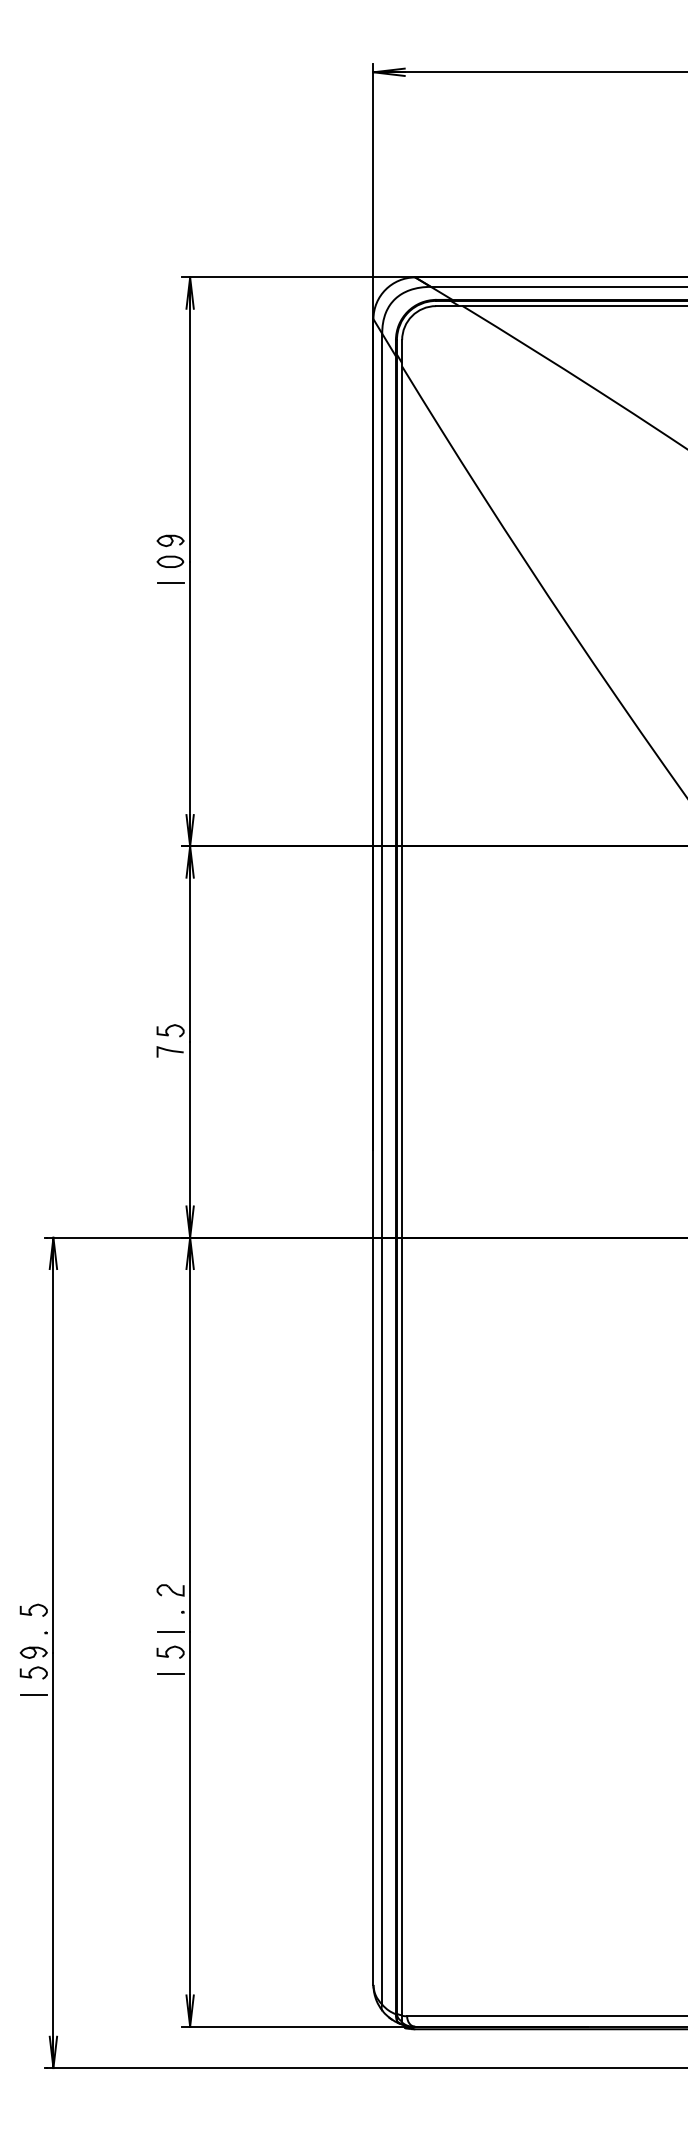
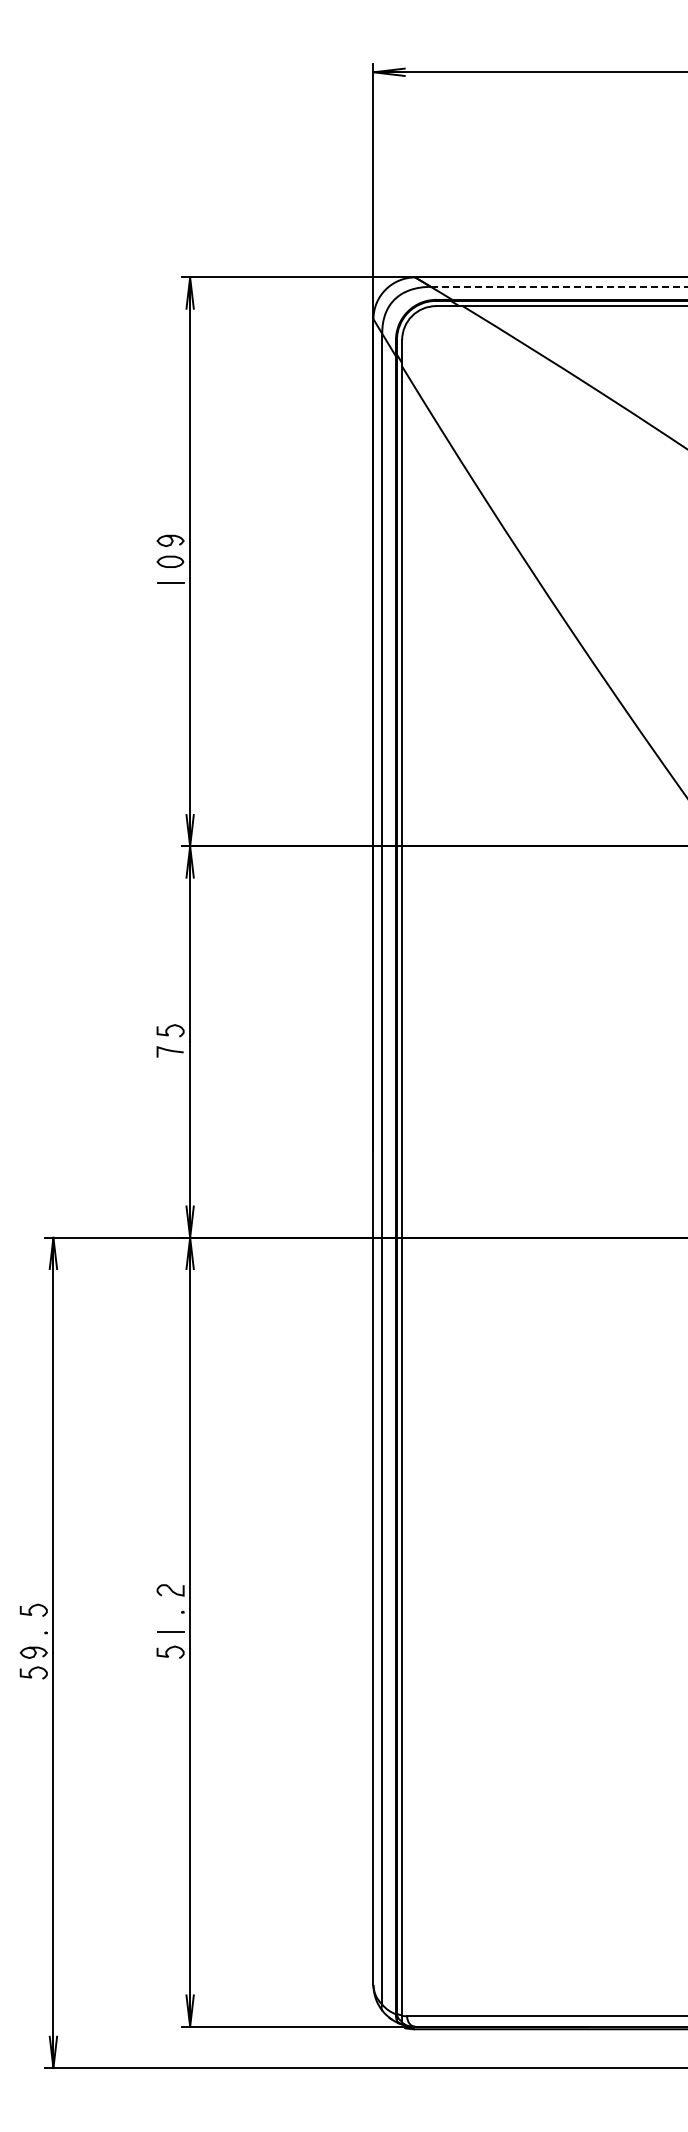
line: solid -> dashed (559, 286)
line: present -> none (170, 1673)
line: present -> none (33, 1694)
